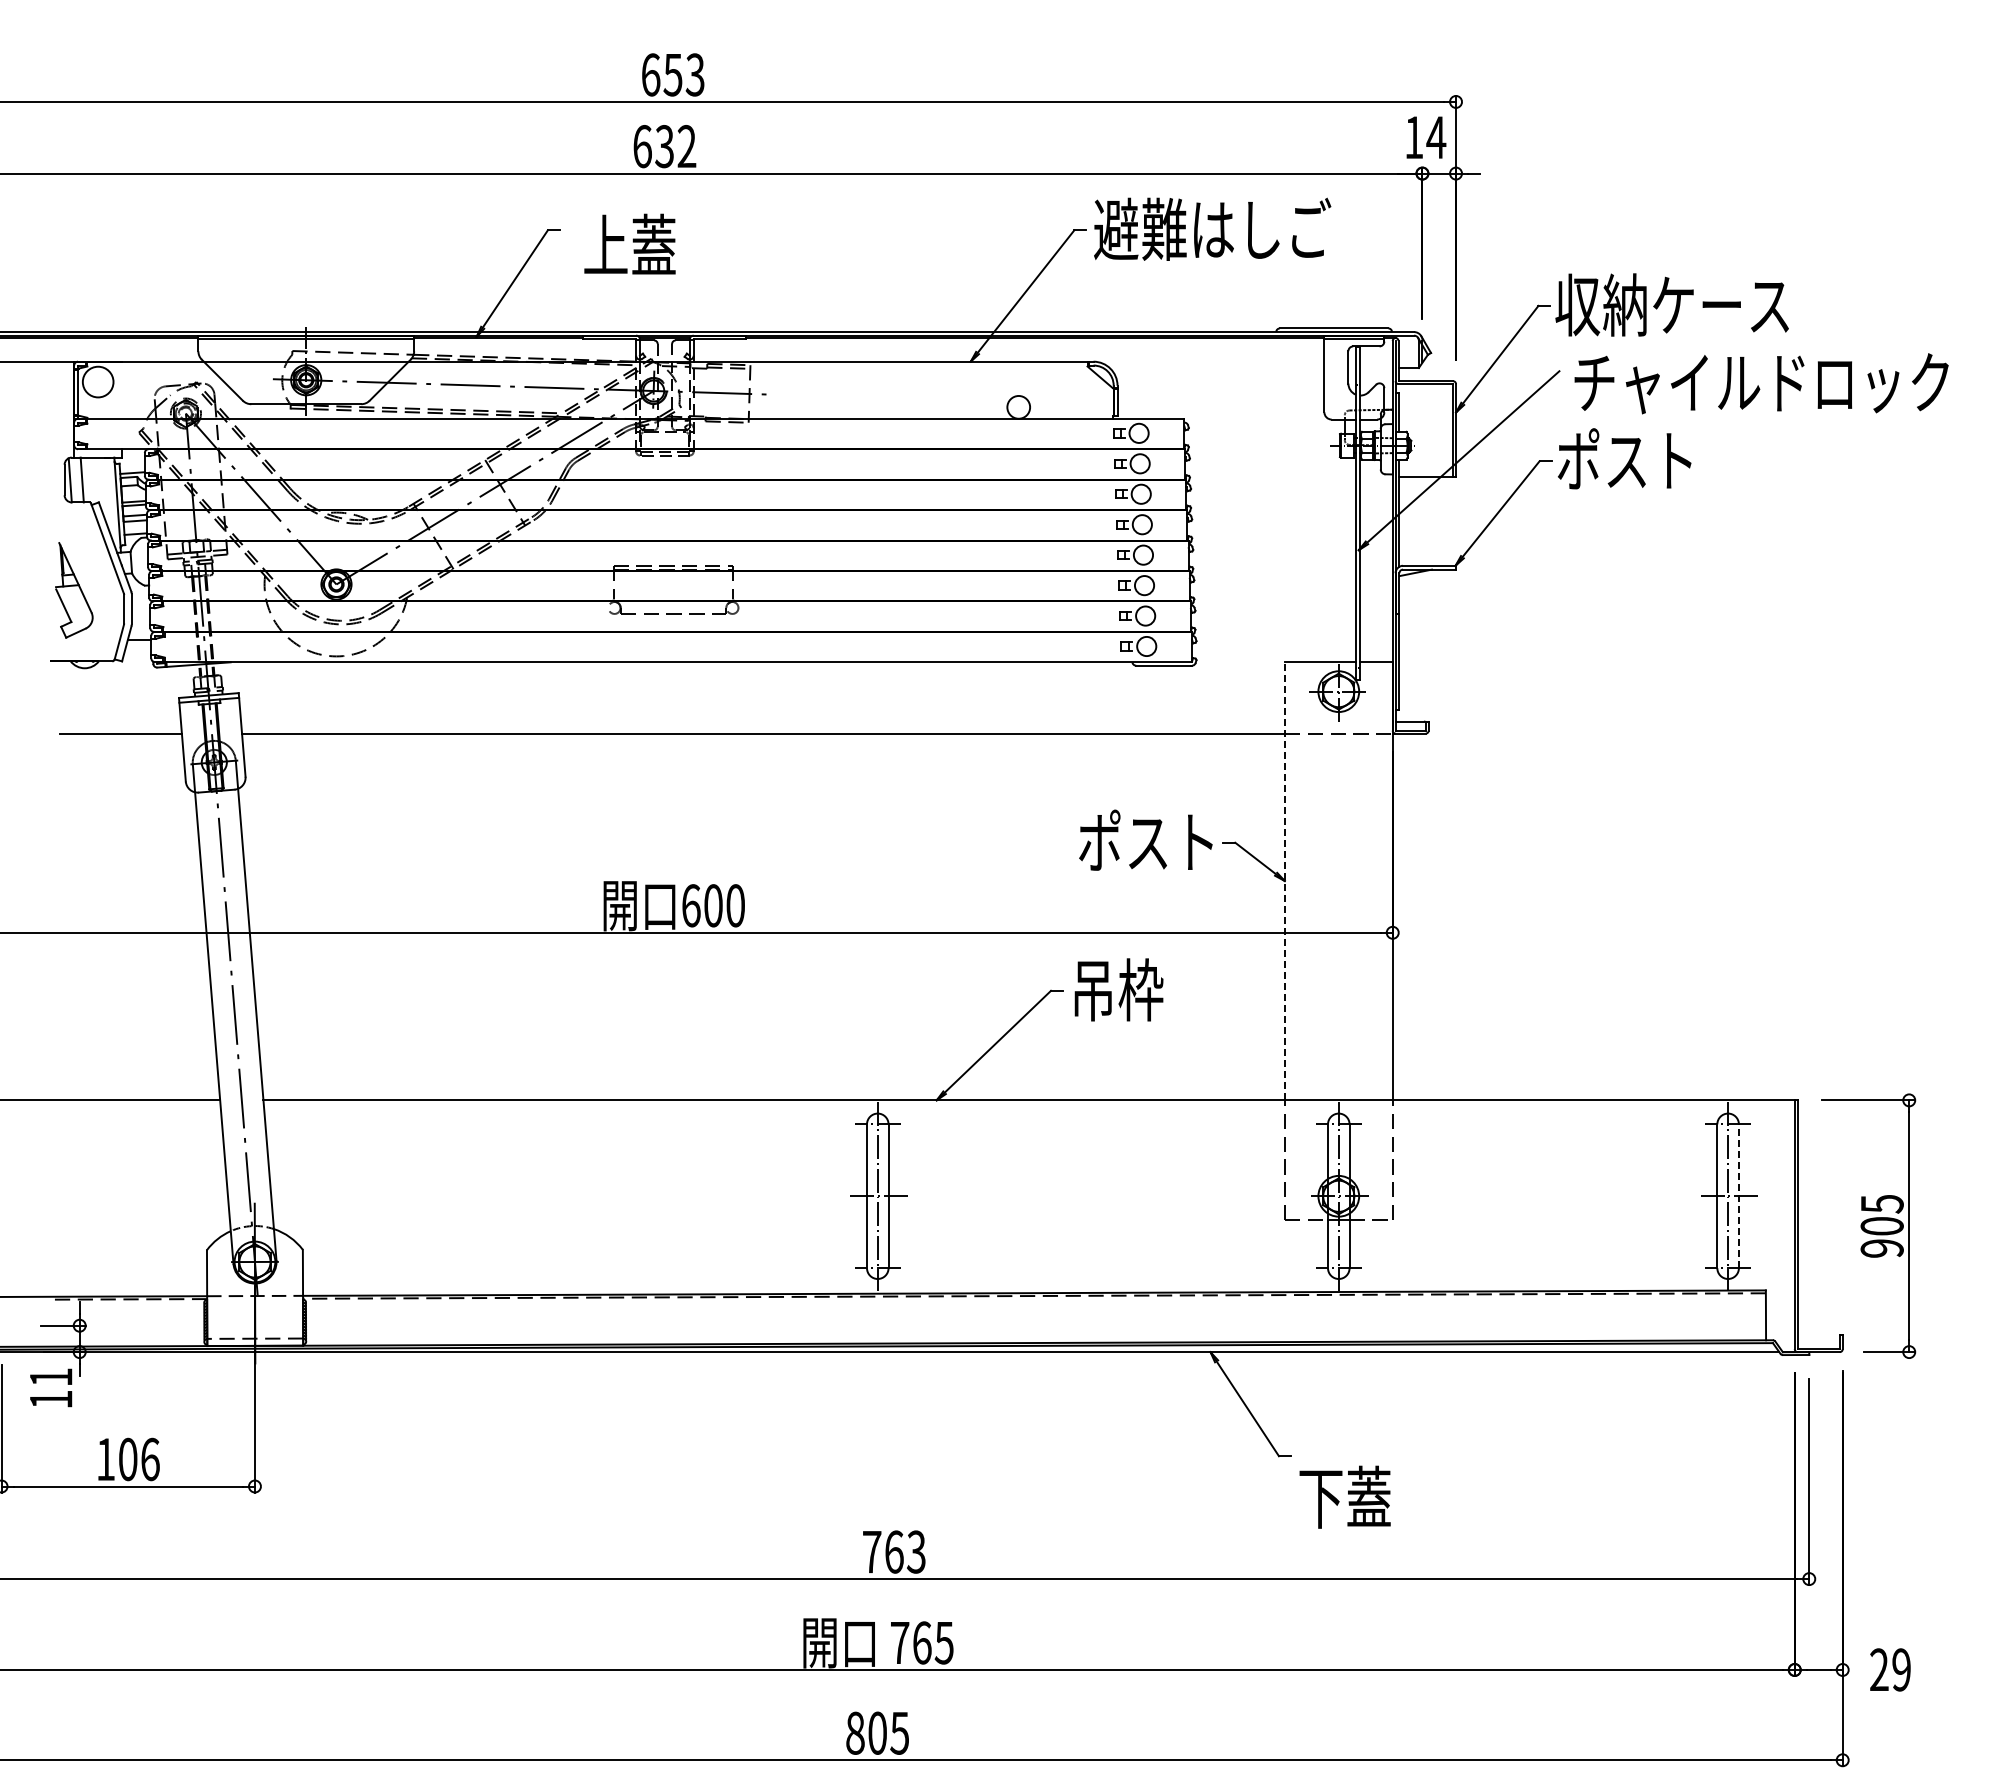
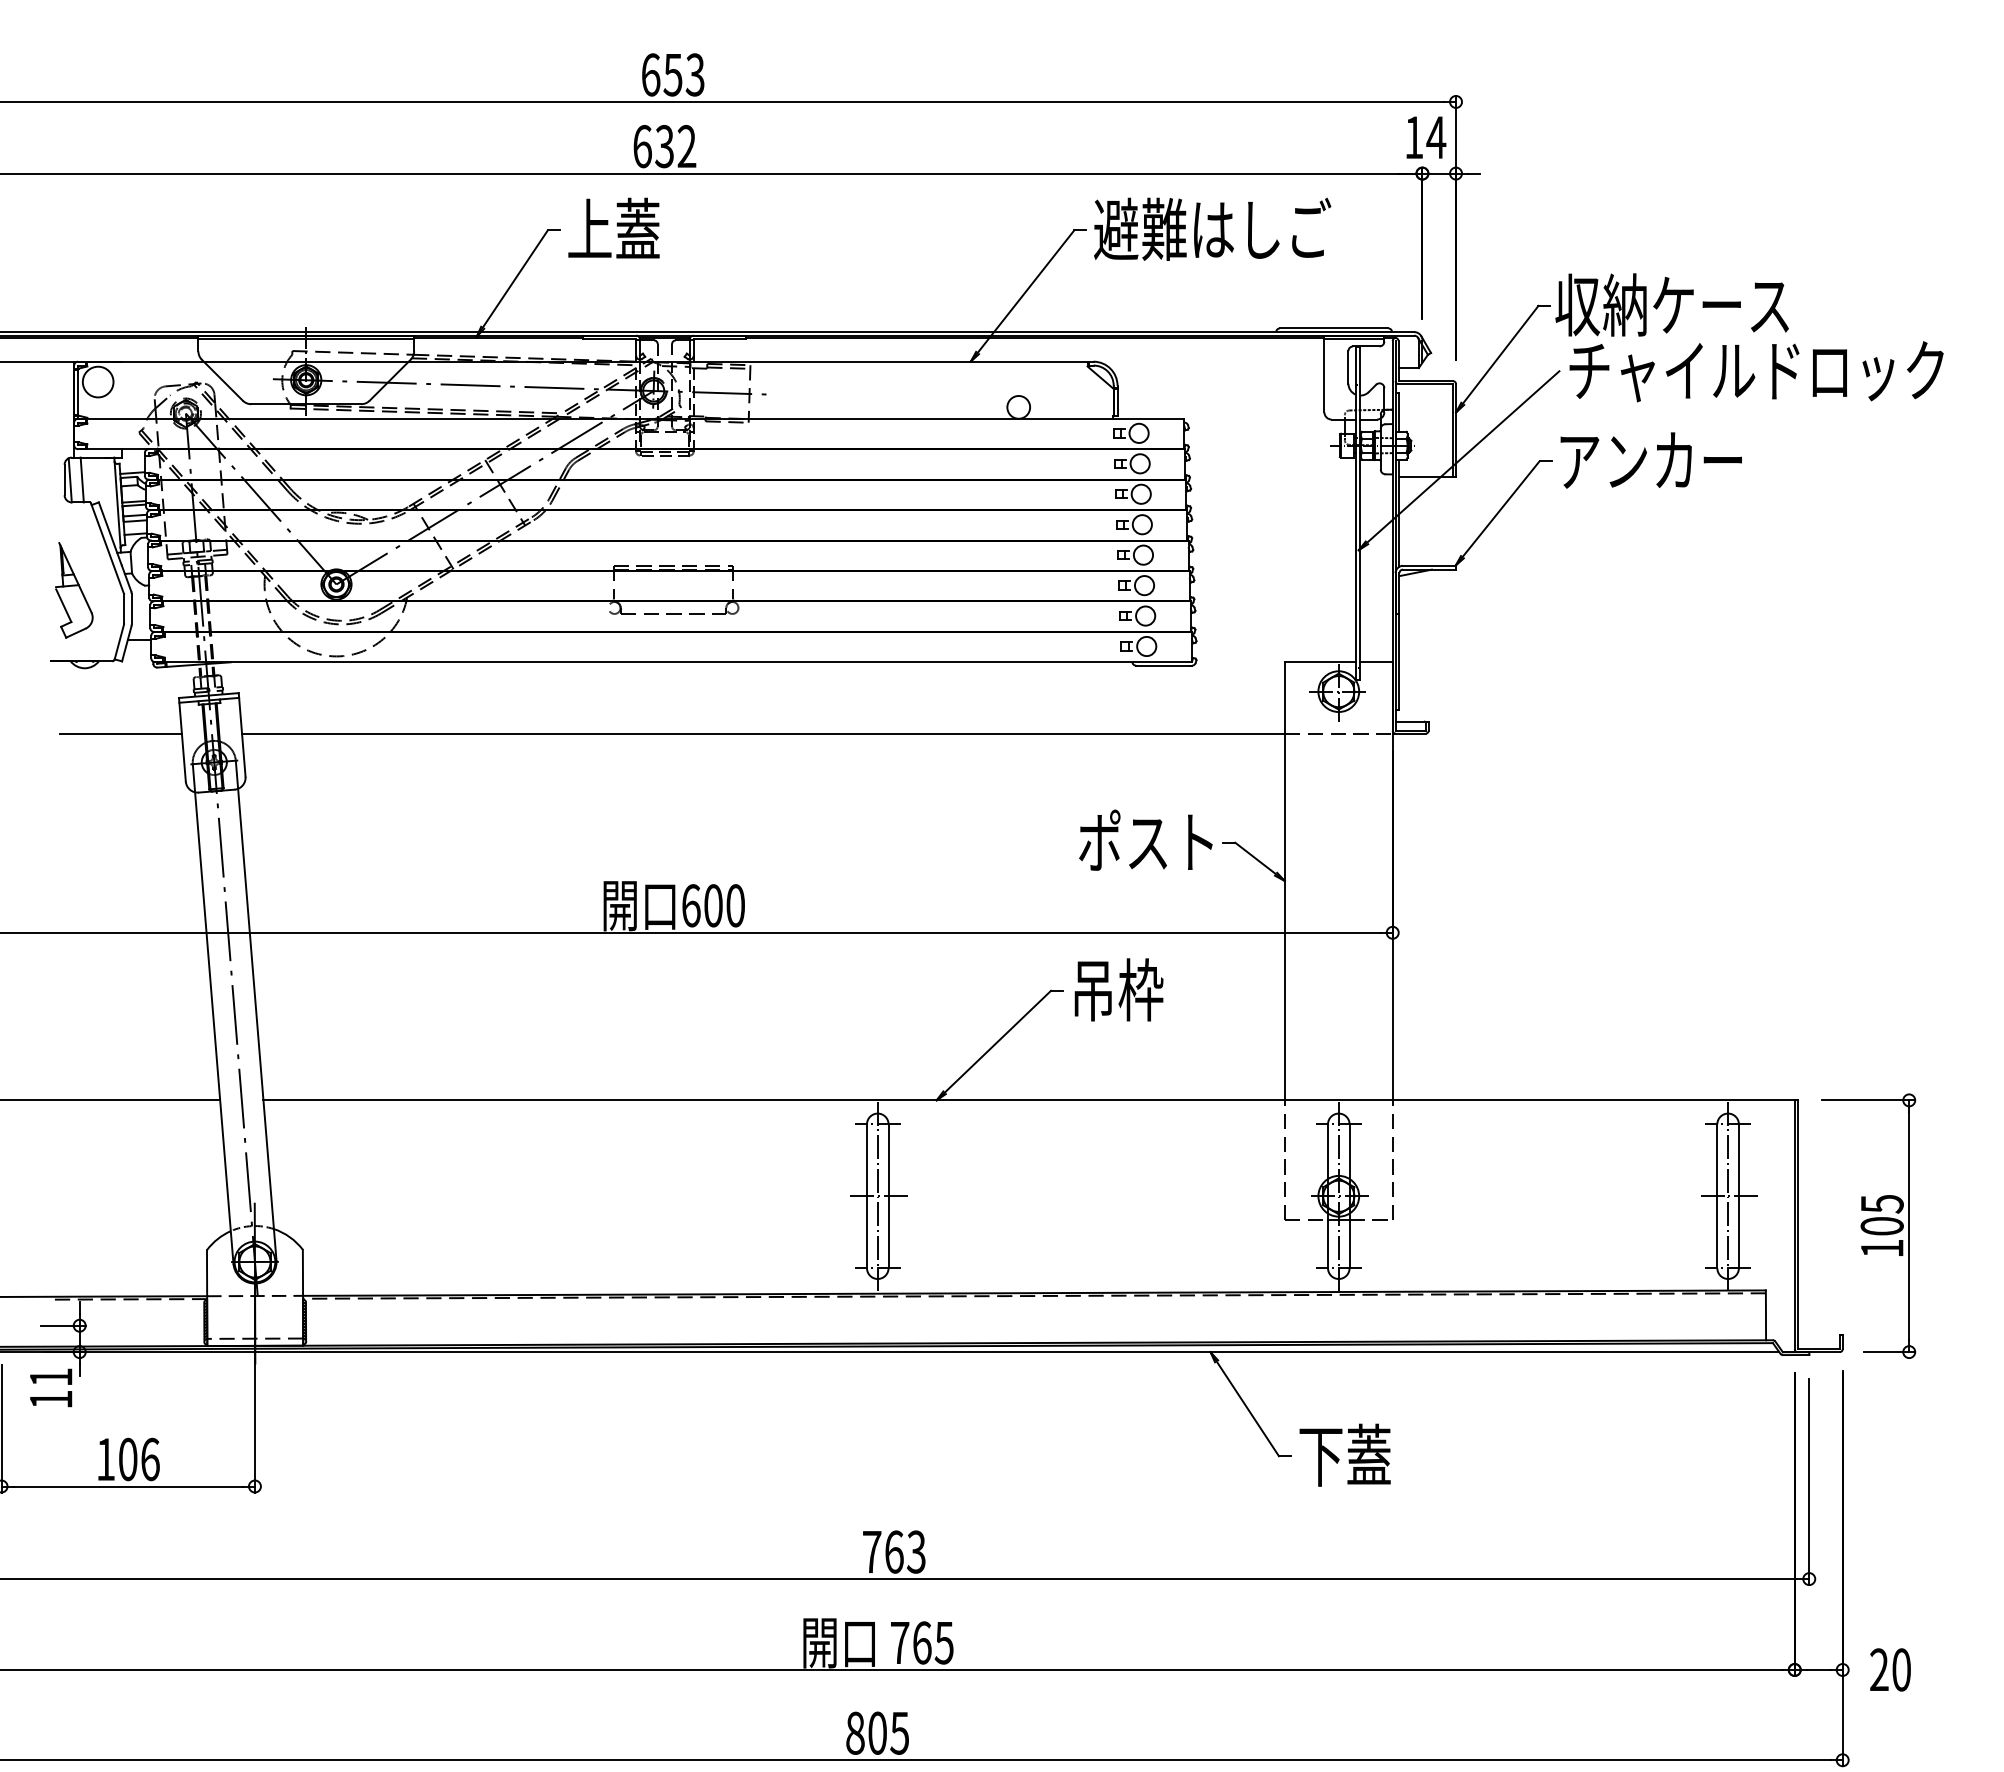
text position: (629, 243) -> (613, 227) (613, 227)
text position: (1761, 383) -> (1756, 371) (1756, 371)
text: ポスト -> アンカー (1649, 458)
line: dashed -> solid (1284, 880)
line: dashed -> solid (1738, 1196)
text: 905 -> 105 (1881, 1248)
text position: (1344, 1496) -> (1344, 1454) (1344, 1454)
text: 29 -> 20 (1901, 1669)
